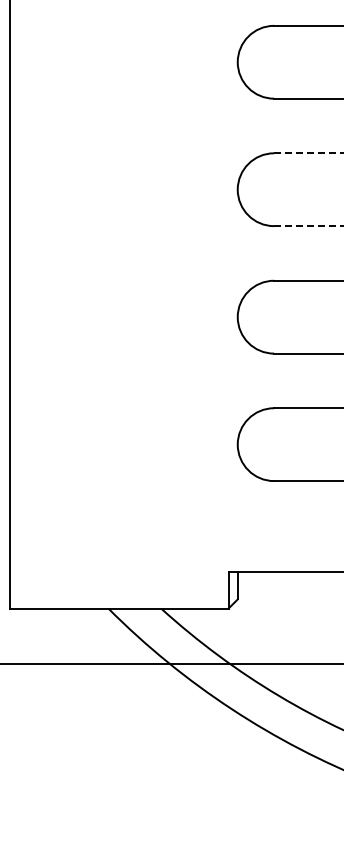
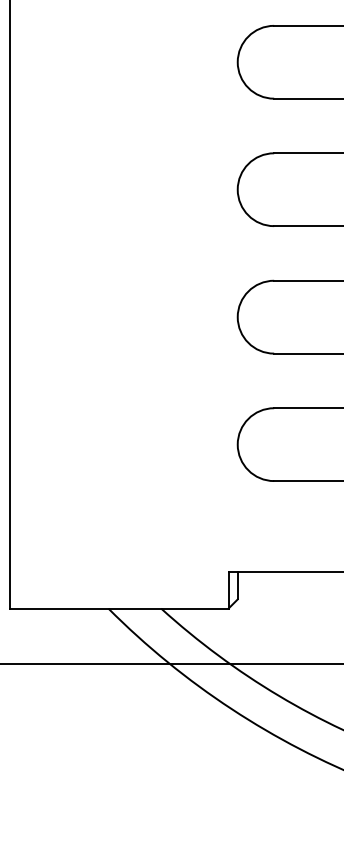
line: dashed -> solid (309, 153)
line: dashed -> solid (309, 226)
